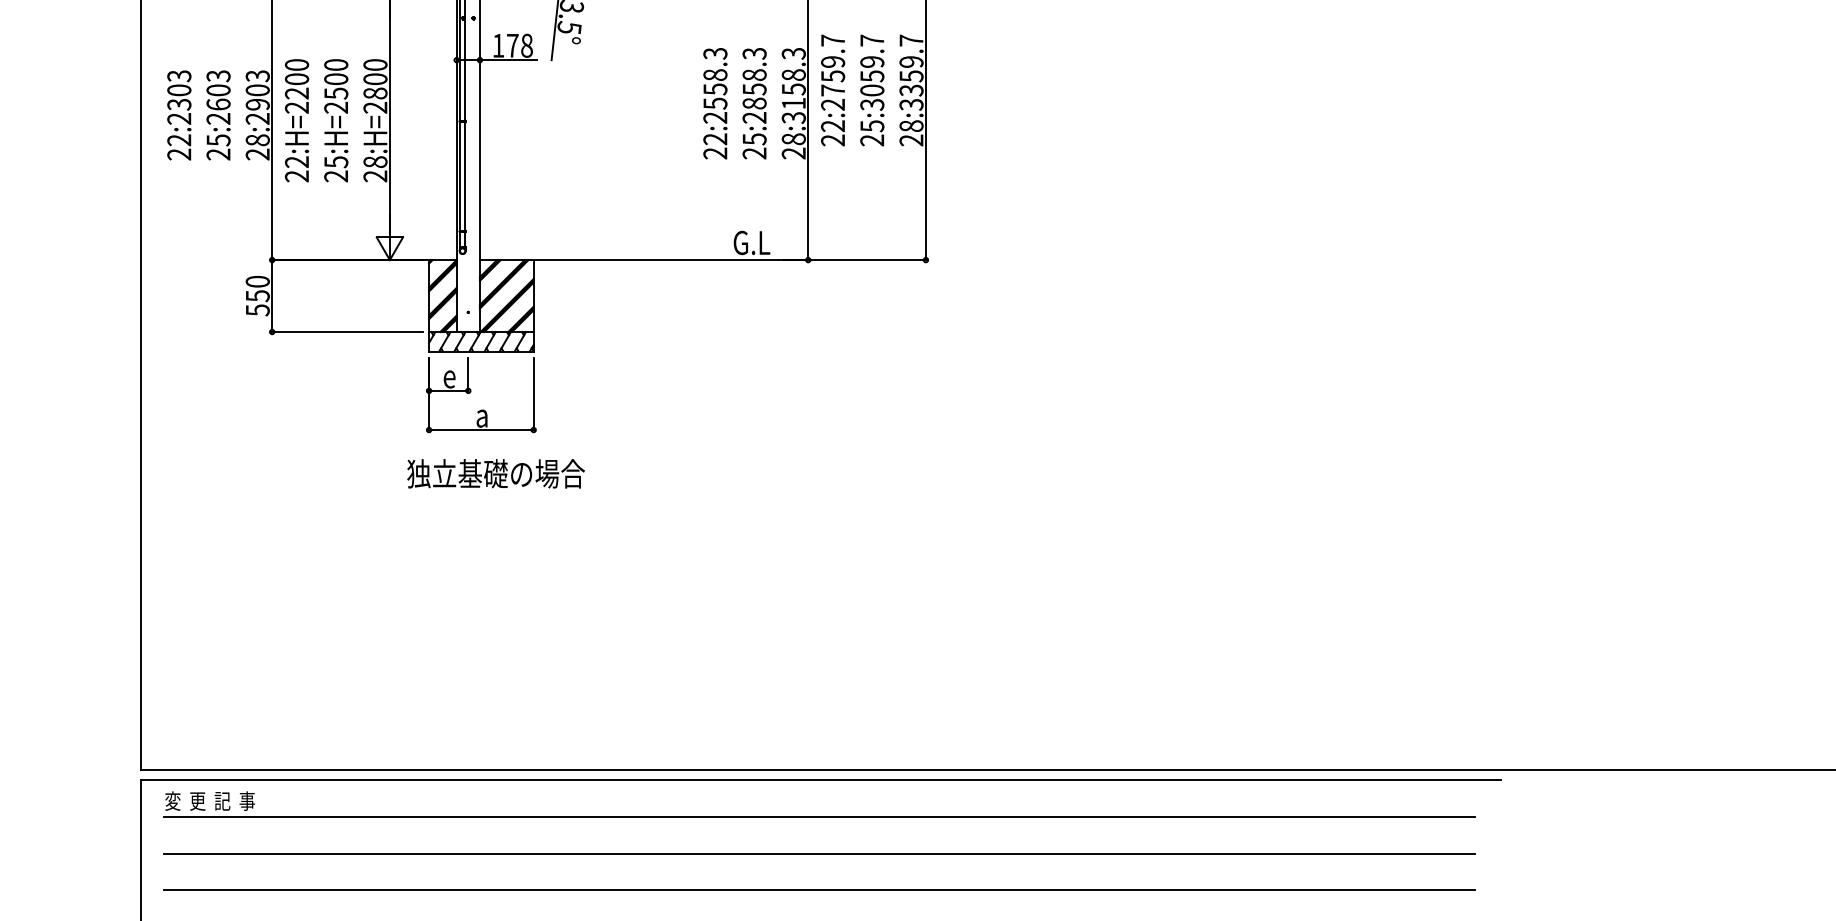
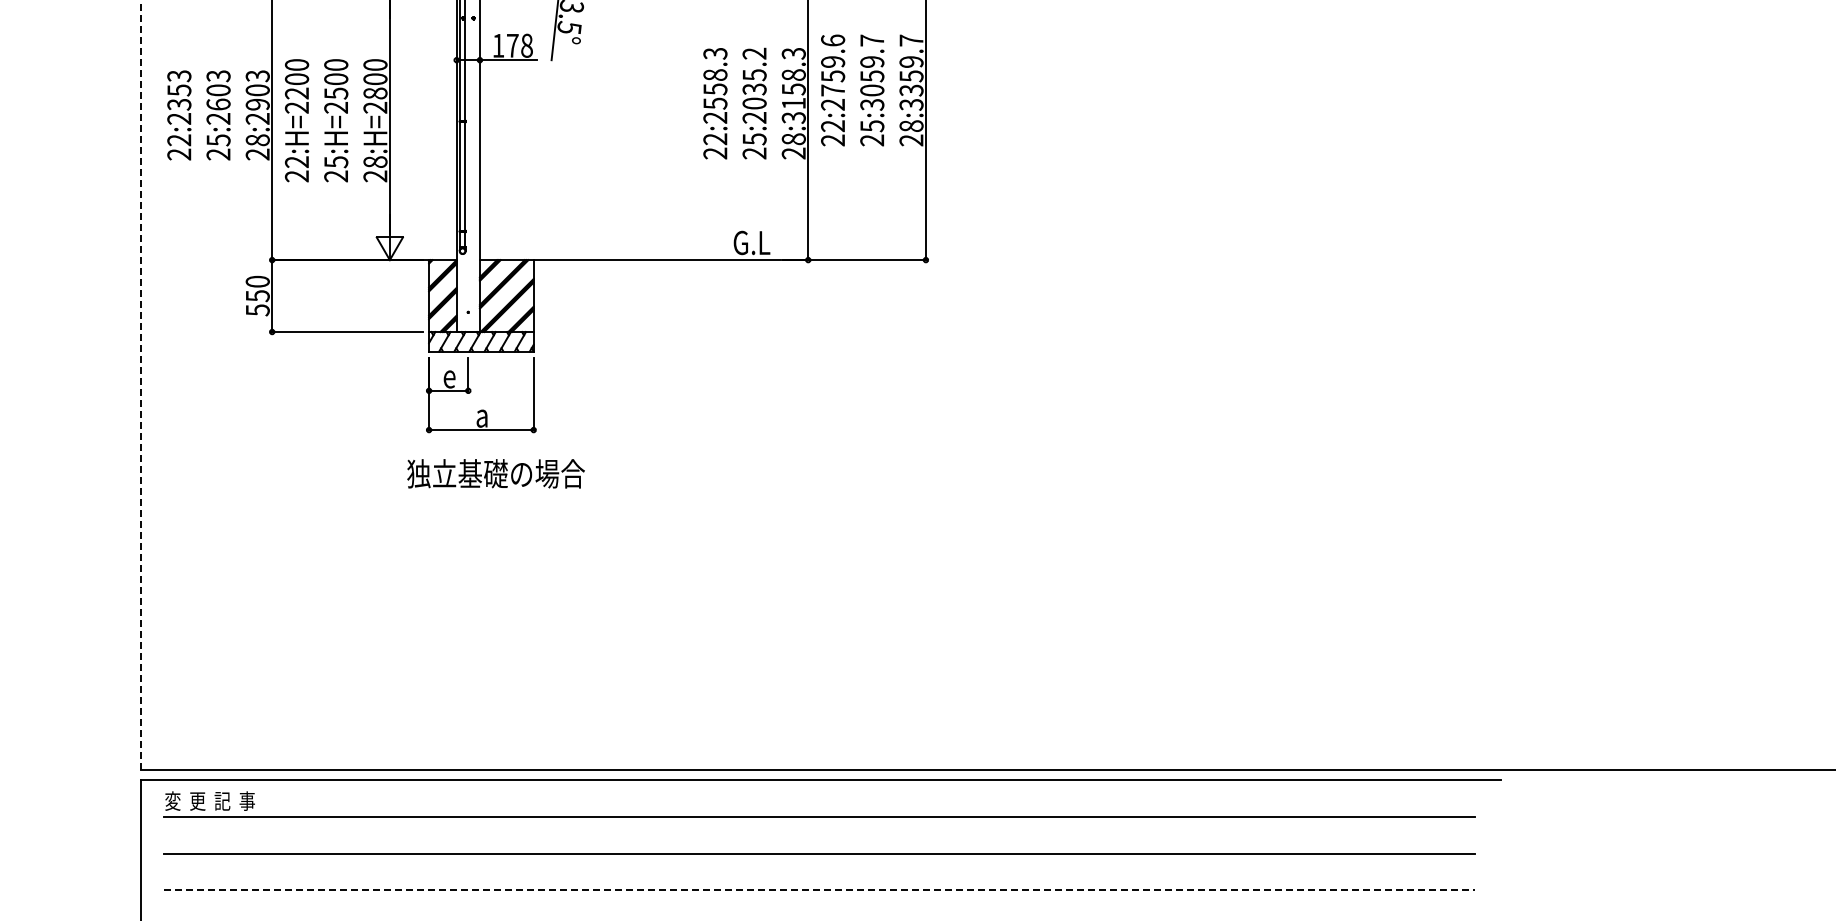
text: 22:2759.7 -> 22:2759.6 (833, 40)
text: 25:2858.3 -> 25:2035.2 (754, 78)
text: 22:2303 -> 22:2353 (179, 90)
line: solid -> dashed (141, 385)
line: solid -> dashed (819, 890)
